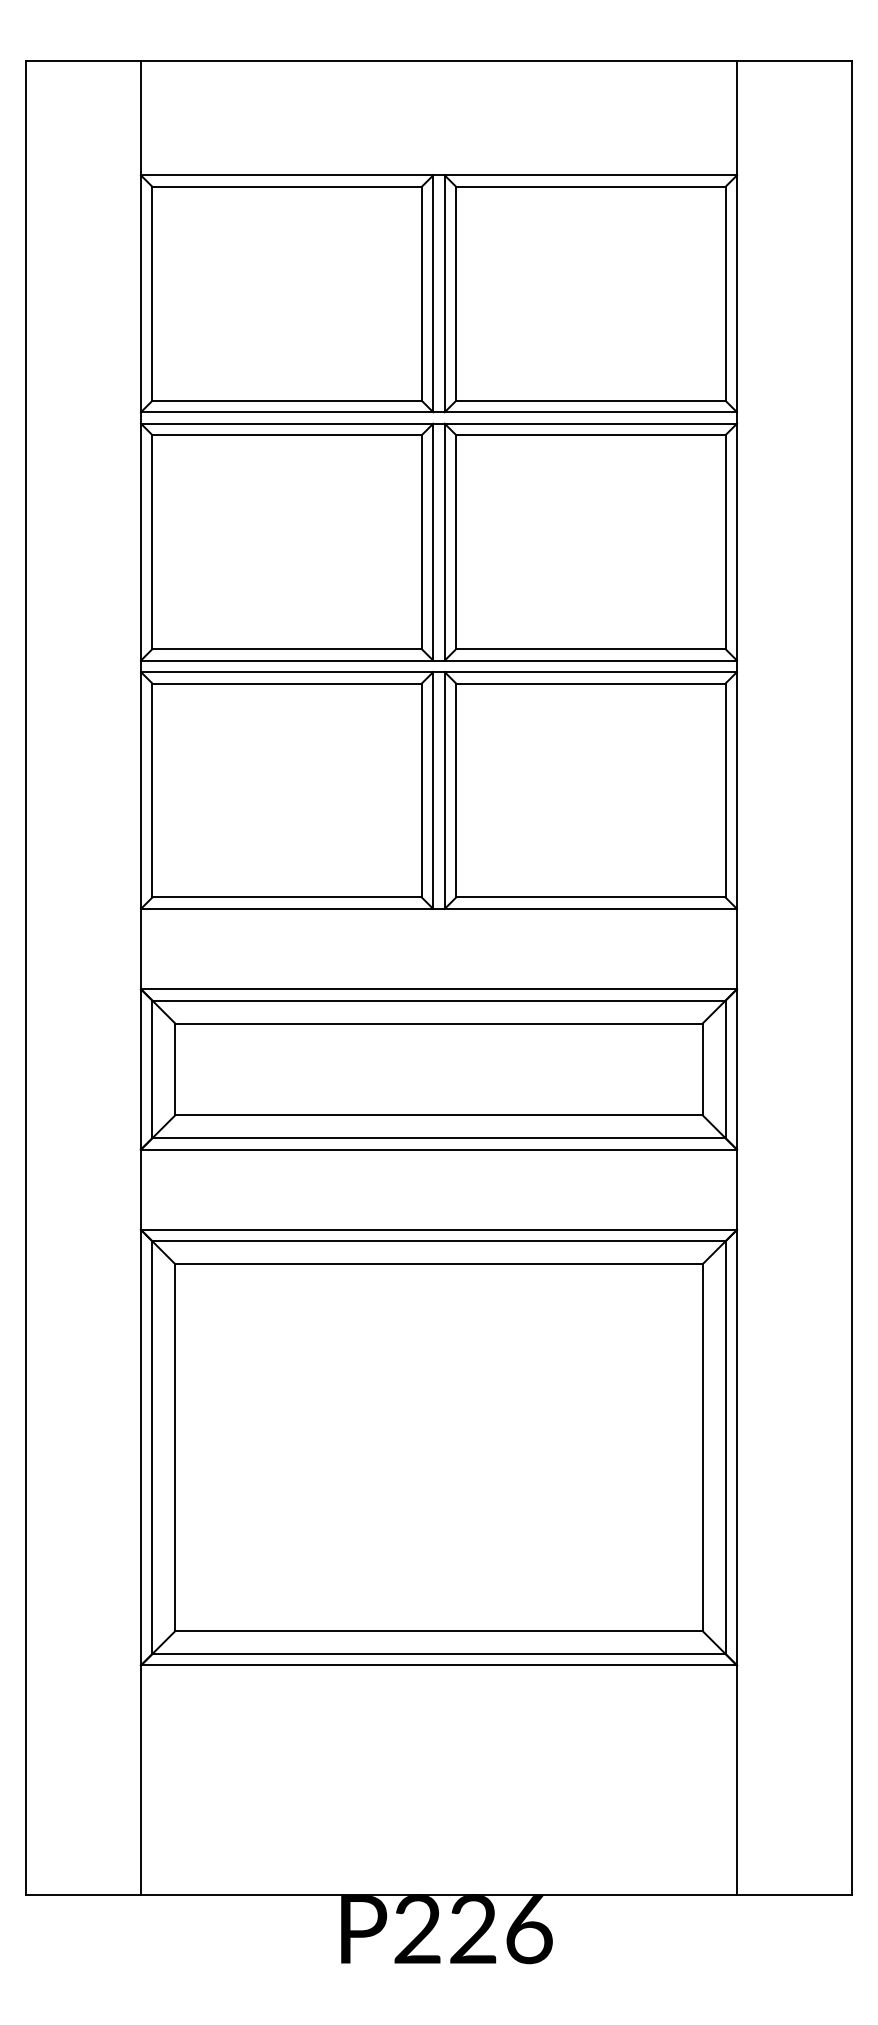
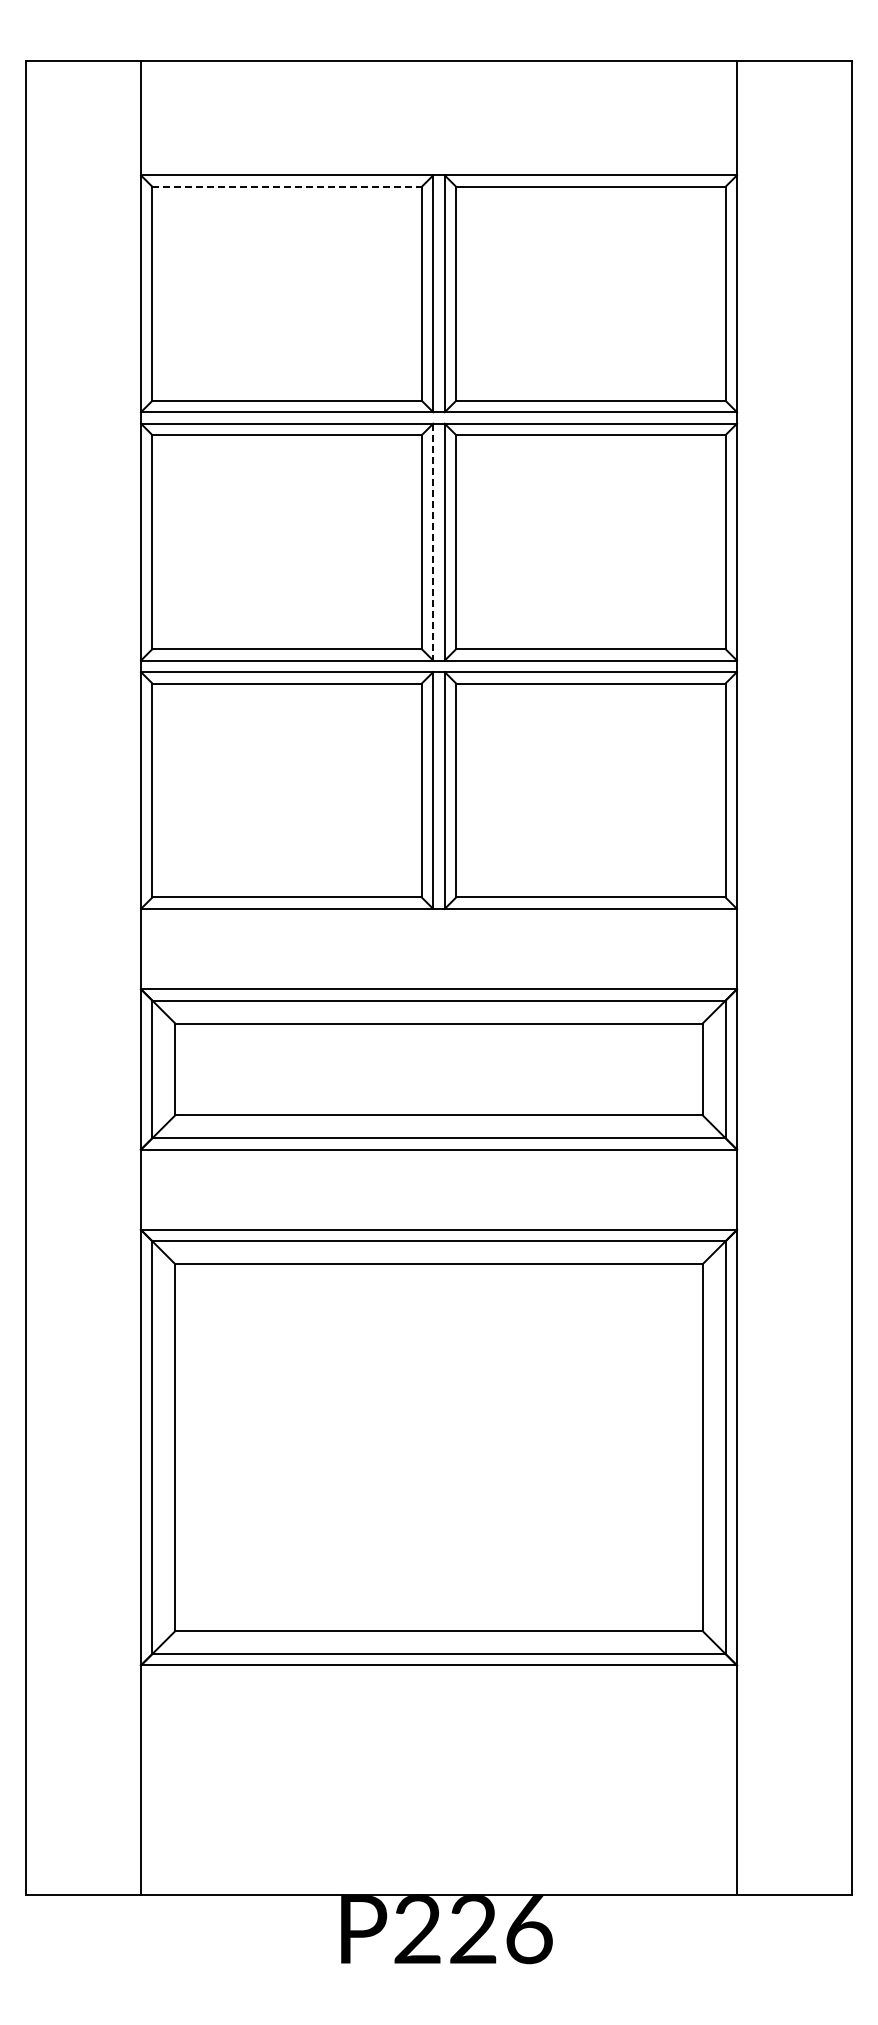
line: solid -> dashed (287, 186)
line: solid -> dashed (433, 542)
